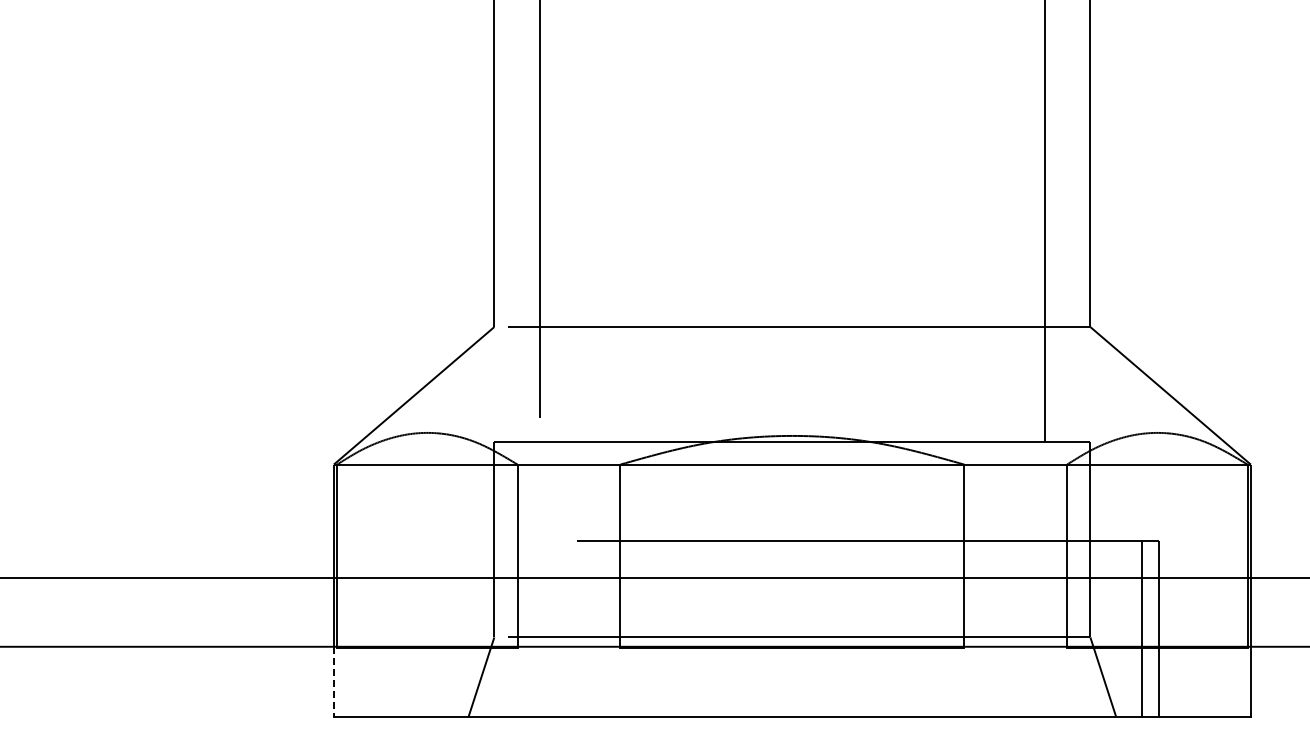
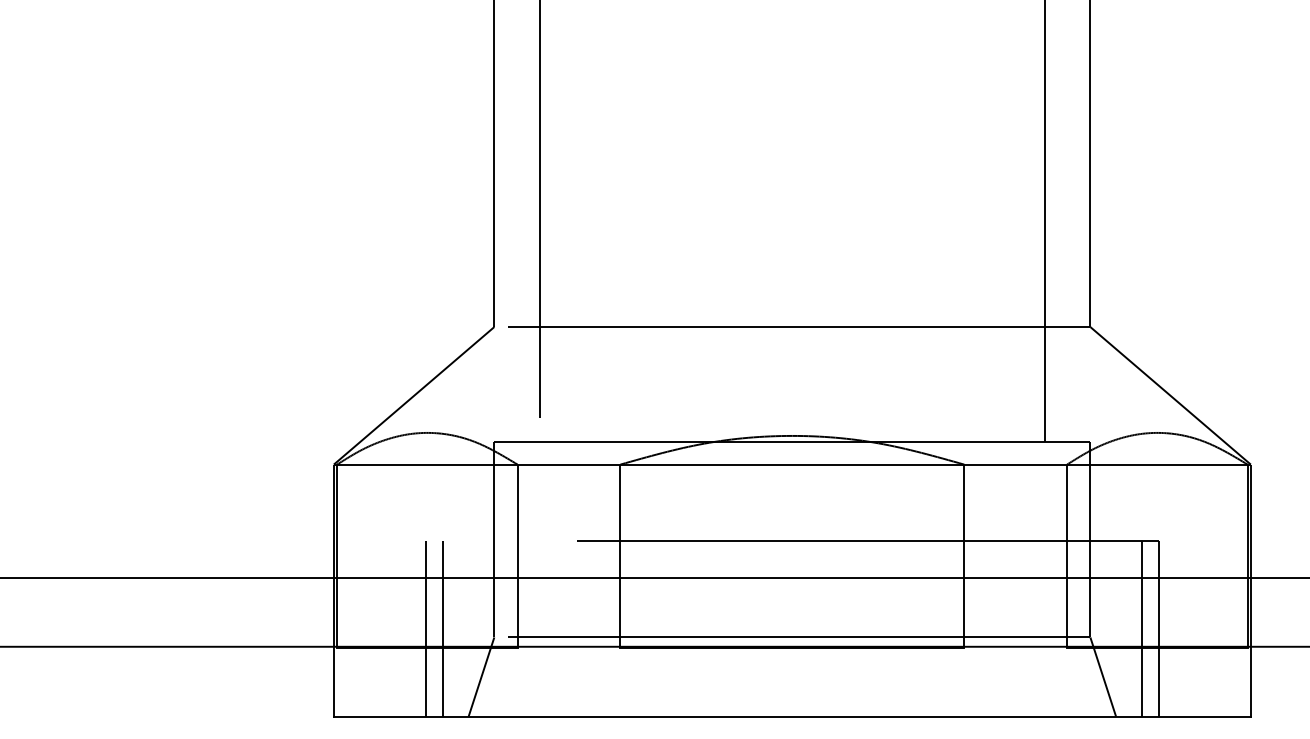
line: none -> present (425, 628)
line: none -> present (442, 628)
line: dashed -> solid (333, 681)
